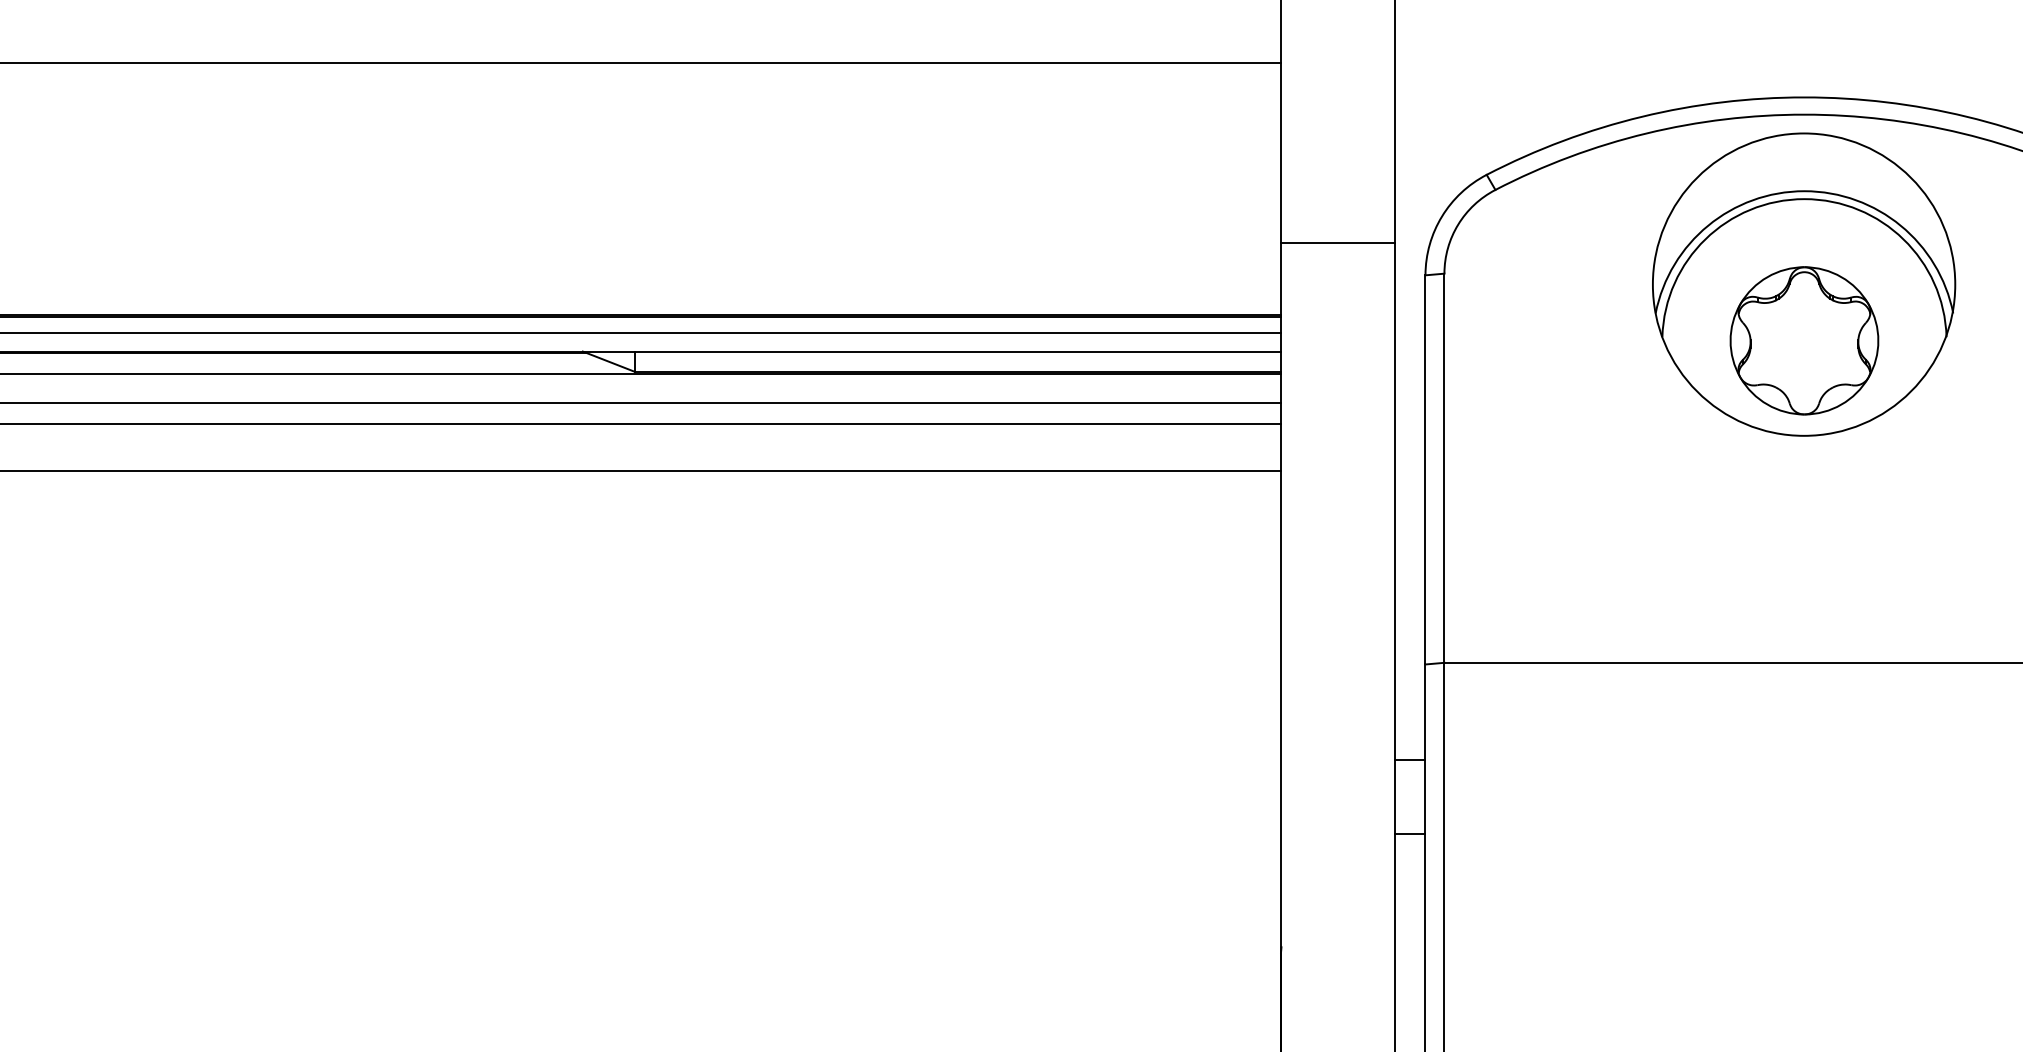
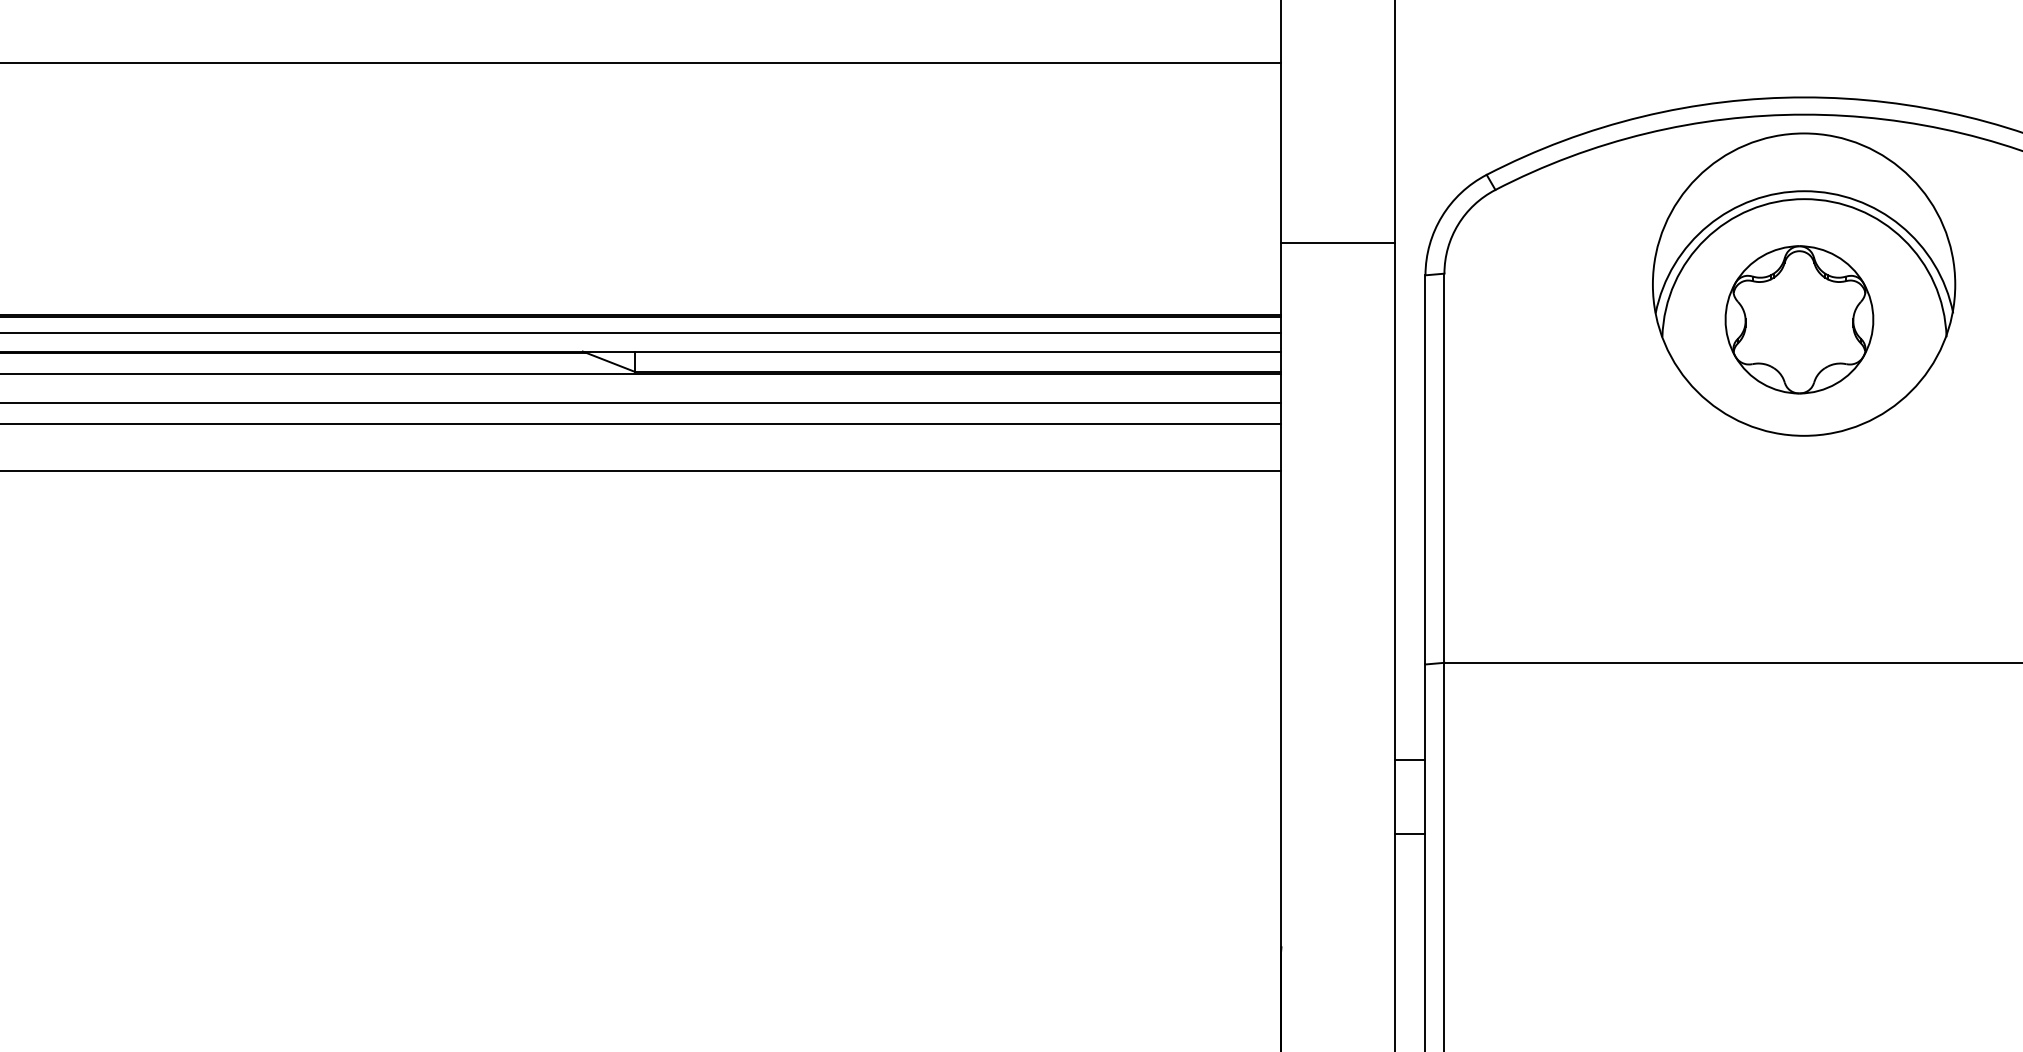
part position: (1804, 340) -> (1799, 319) (1799, 319)
